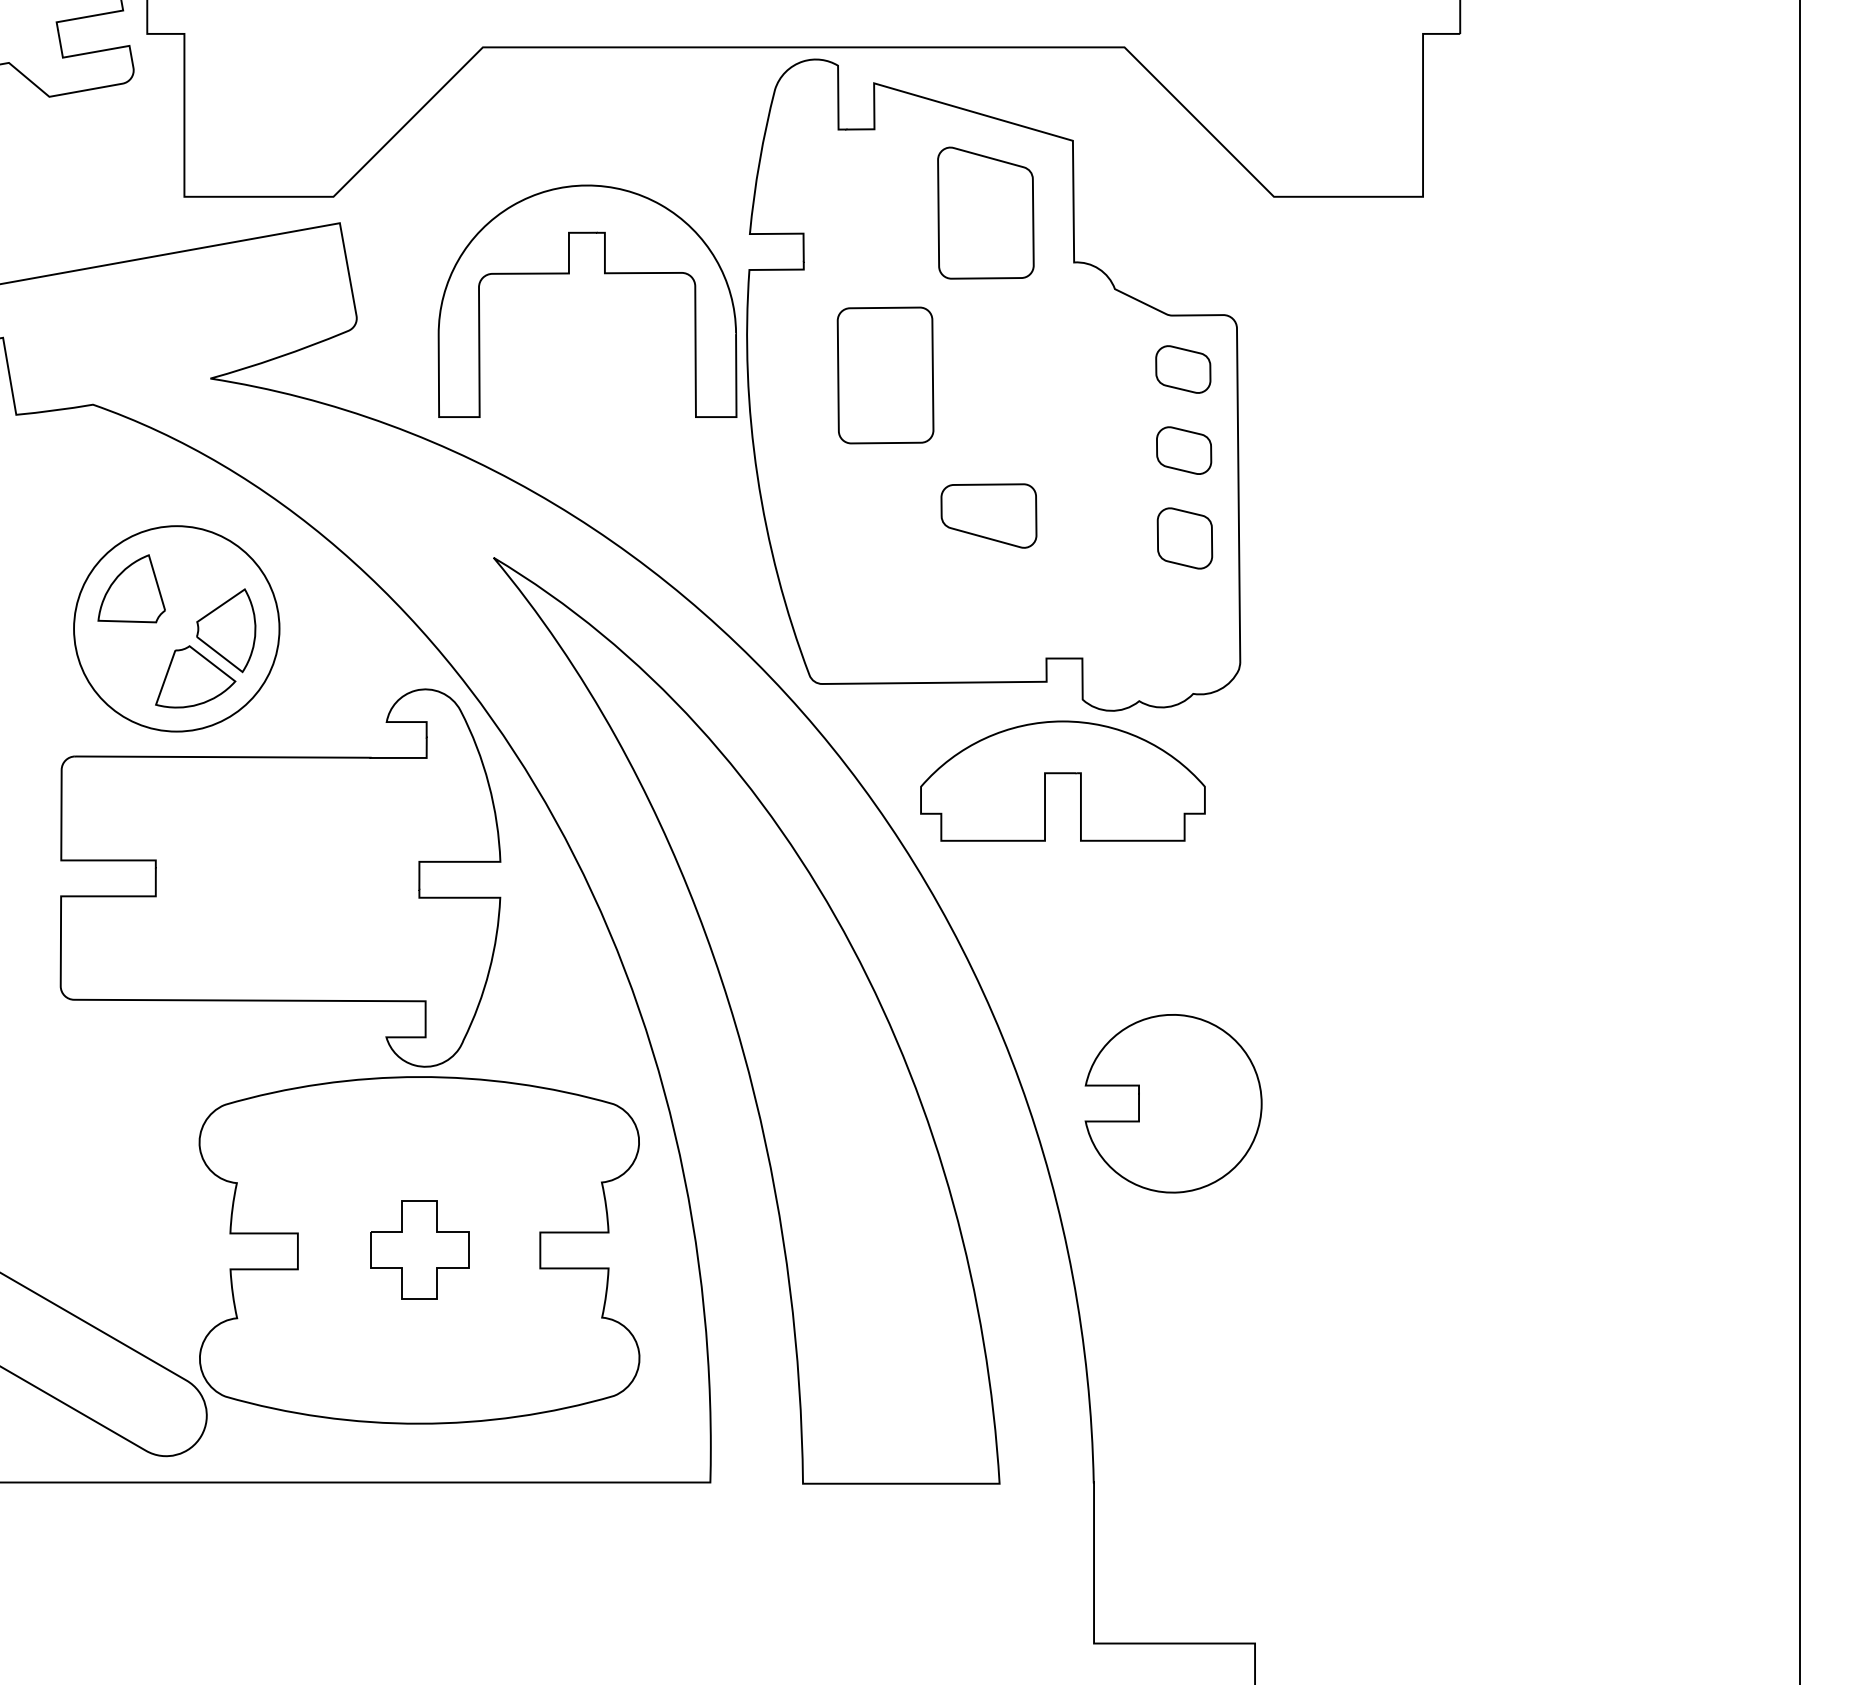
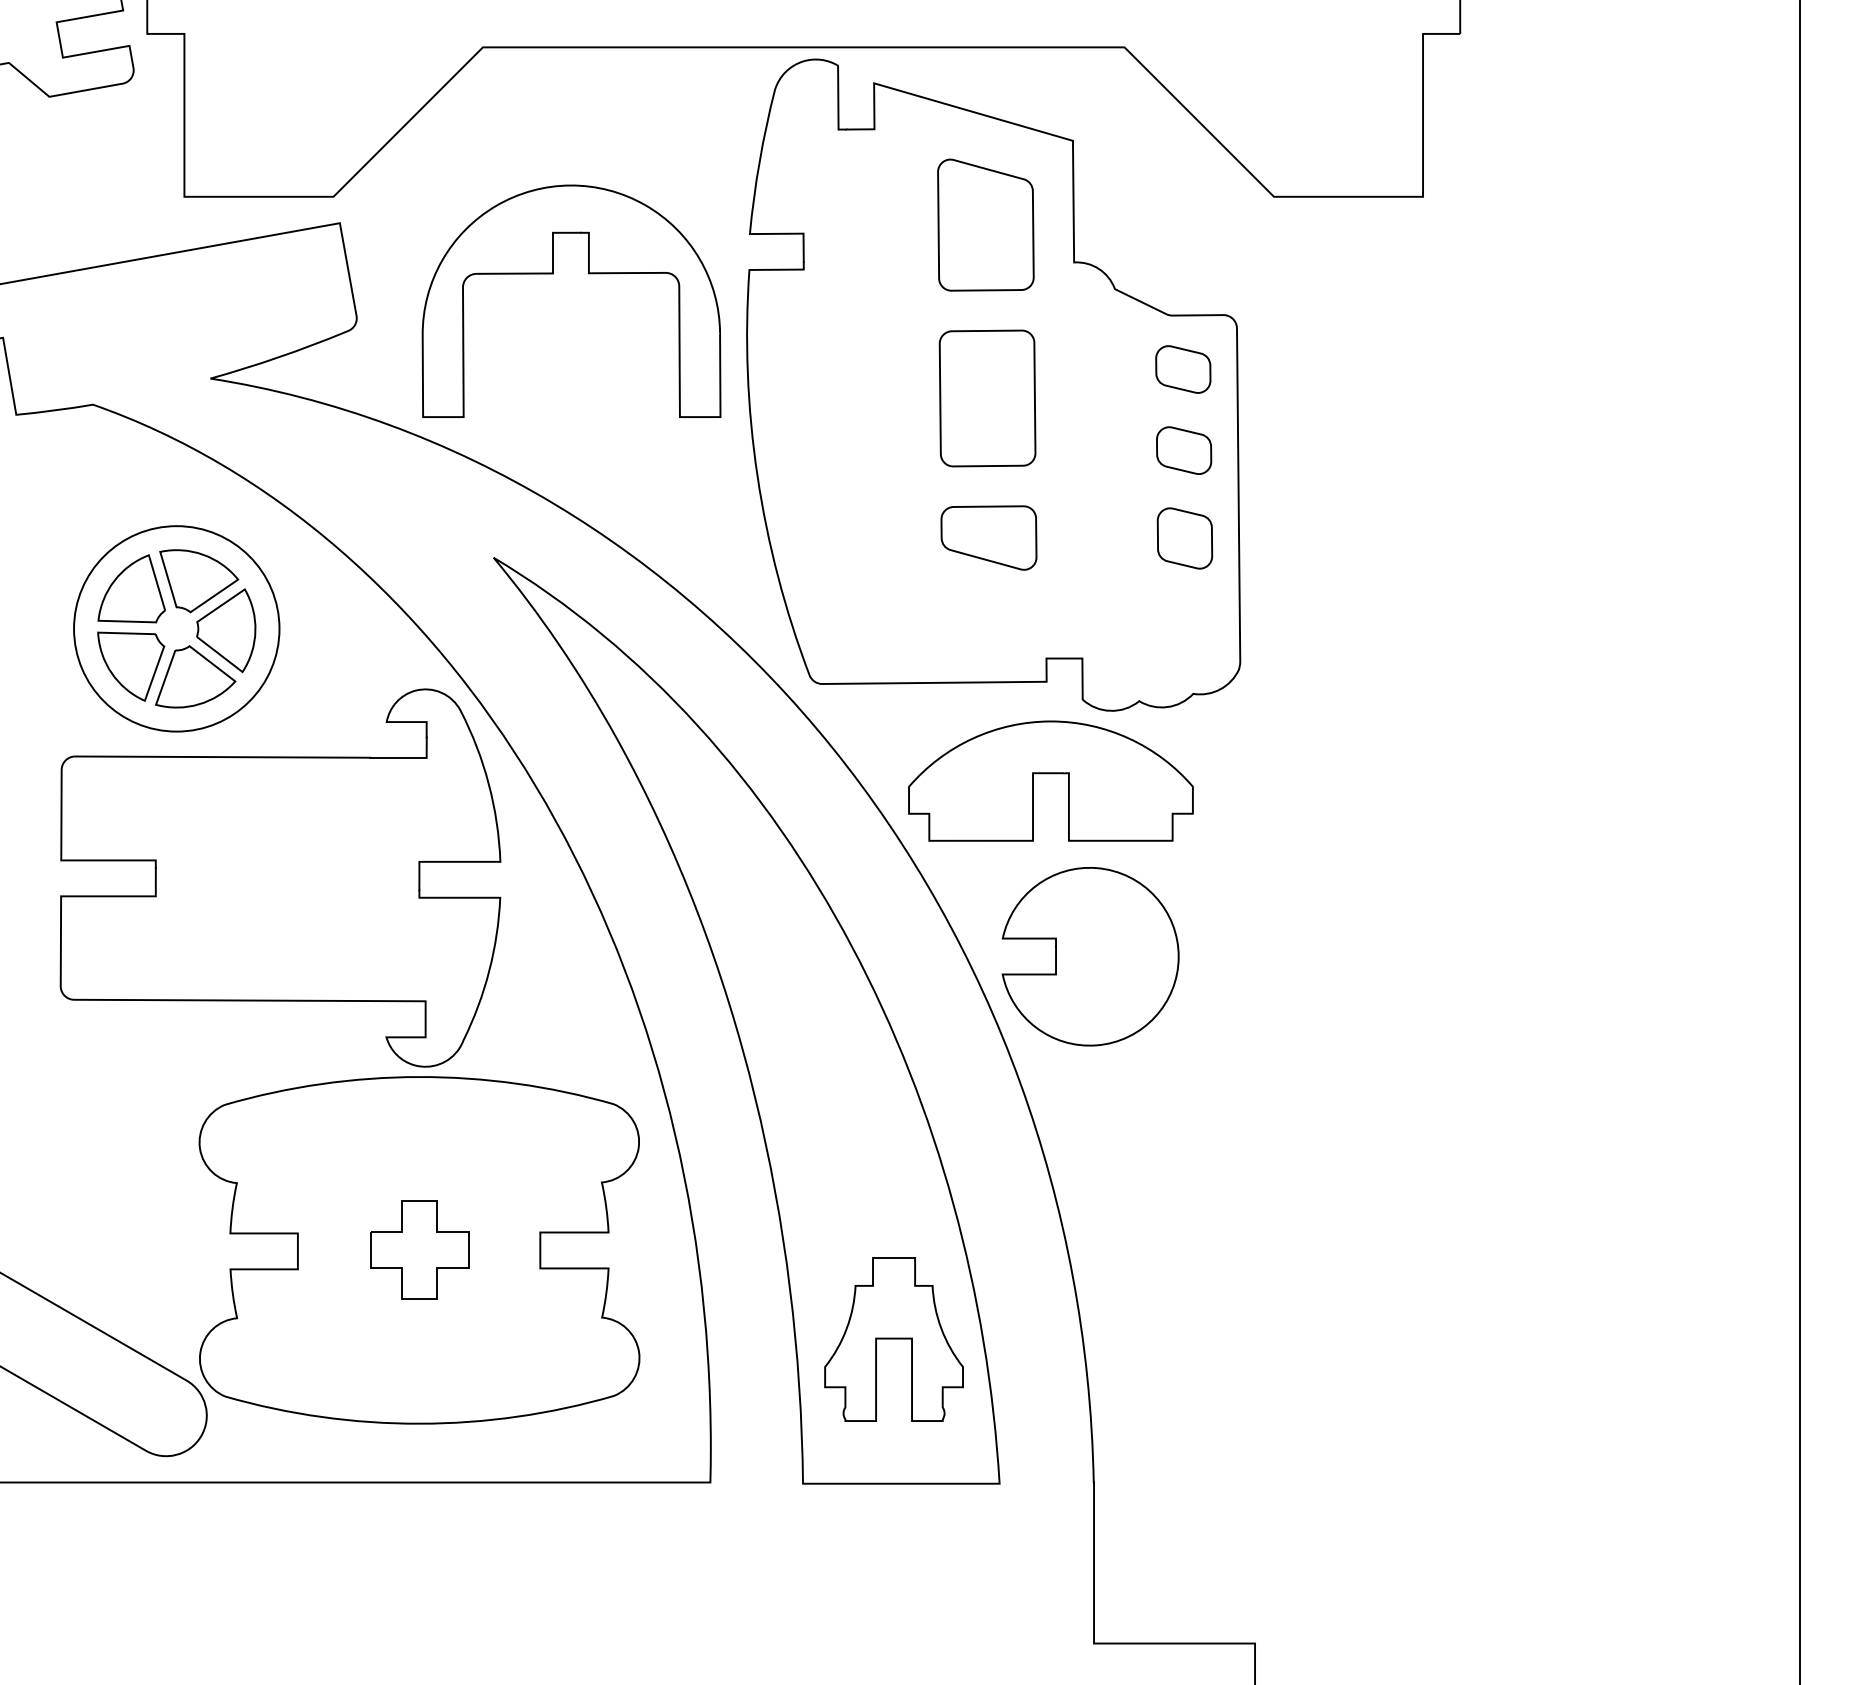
part position: (985, 212) -> (985, 224) (985, 224)
part position: (604, 274) -> (588, 274) (588, 274)
part position: (885, 375) -> (987, 398) (987, 398)
part position: (988, 515) -> (988, 537) (988, 537)
part: none -> present (199, 581)
part: none -> present (131, 666)
part position: (1062, 780) -> (1050, 780) (1050, 780)
part position: (1173, 1103) -> (1090, 956) (1090, 956)
part: none -> present (893, 1339)
